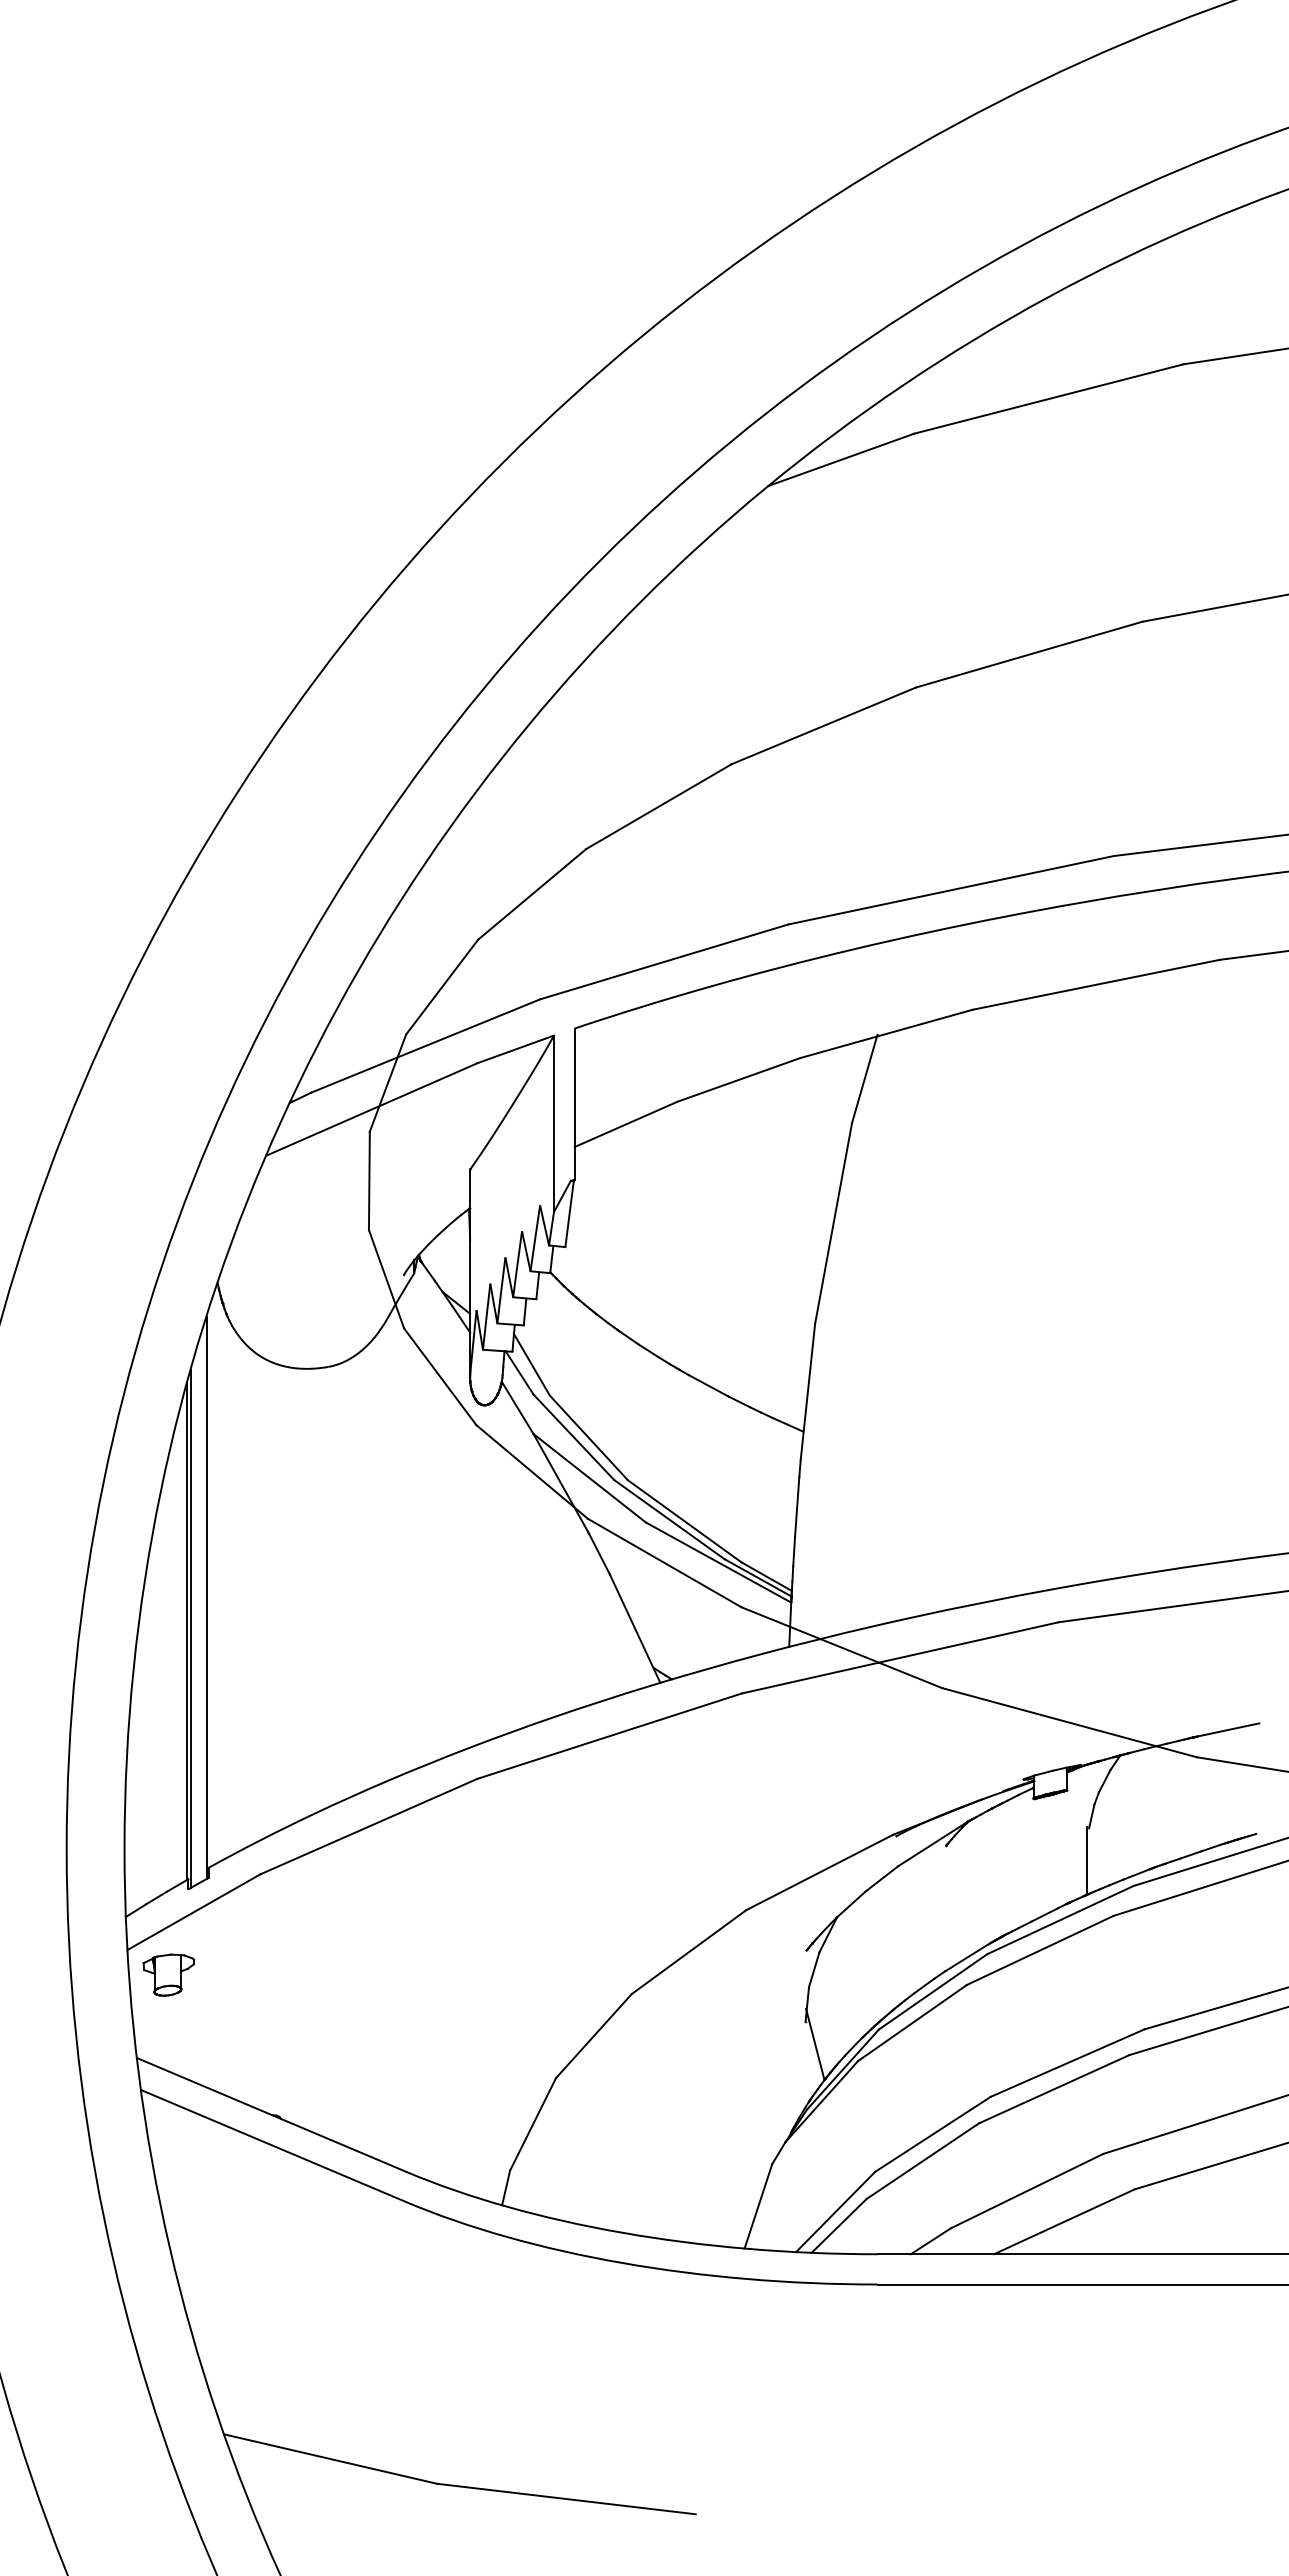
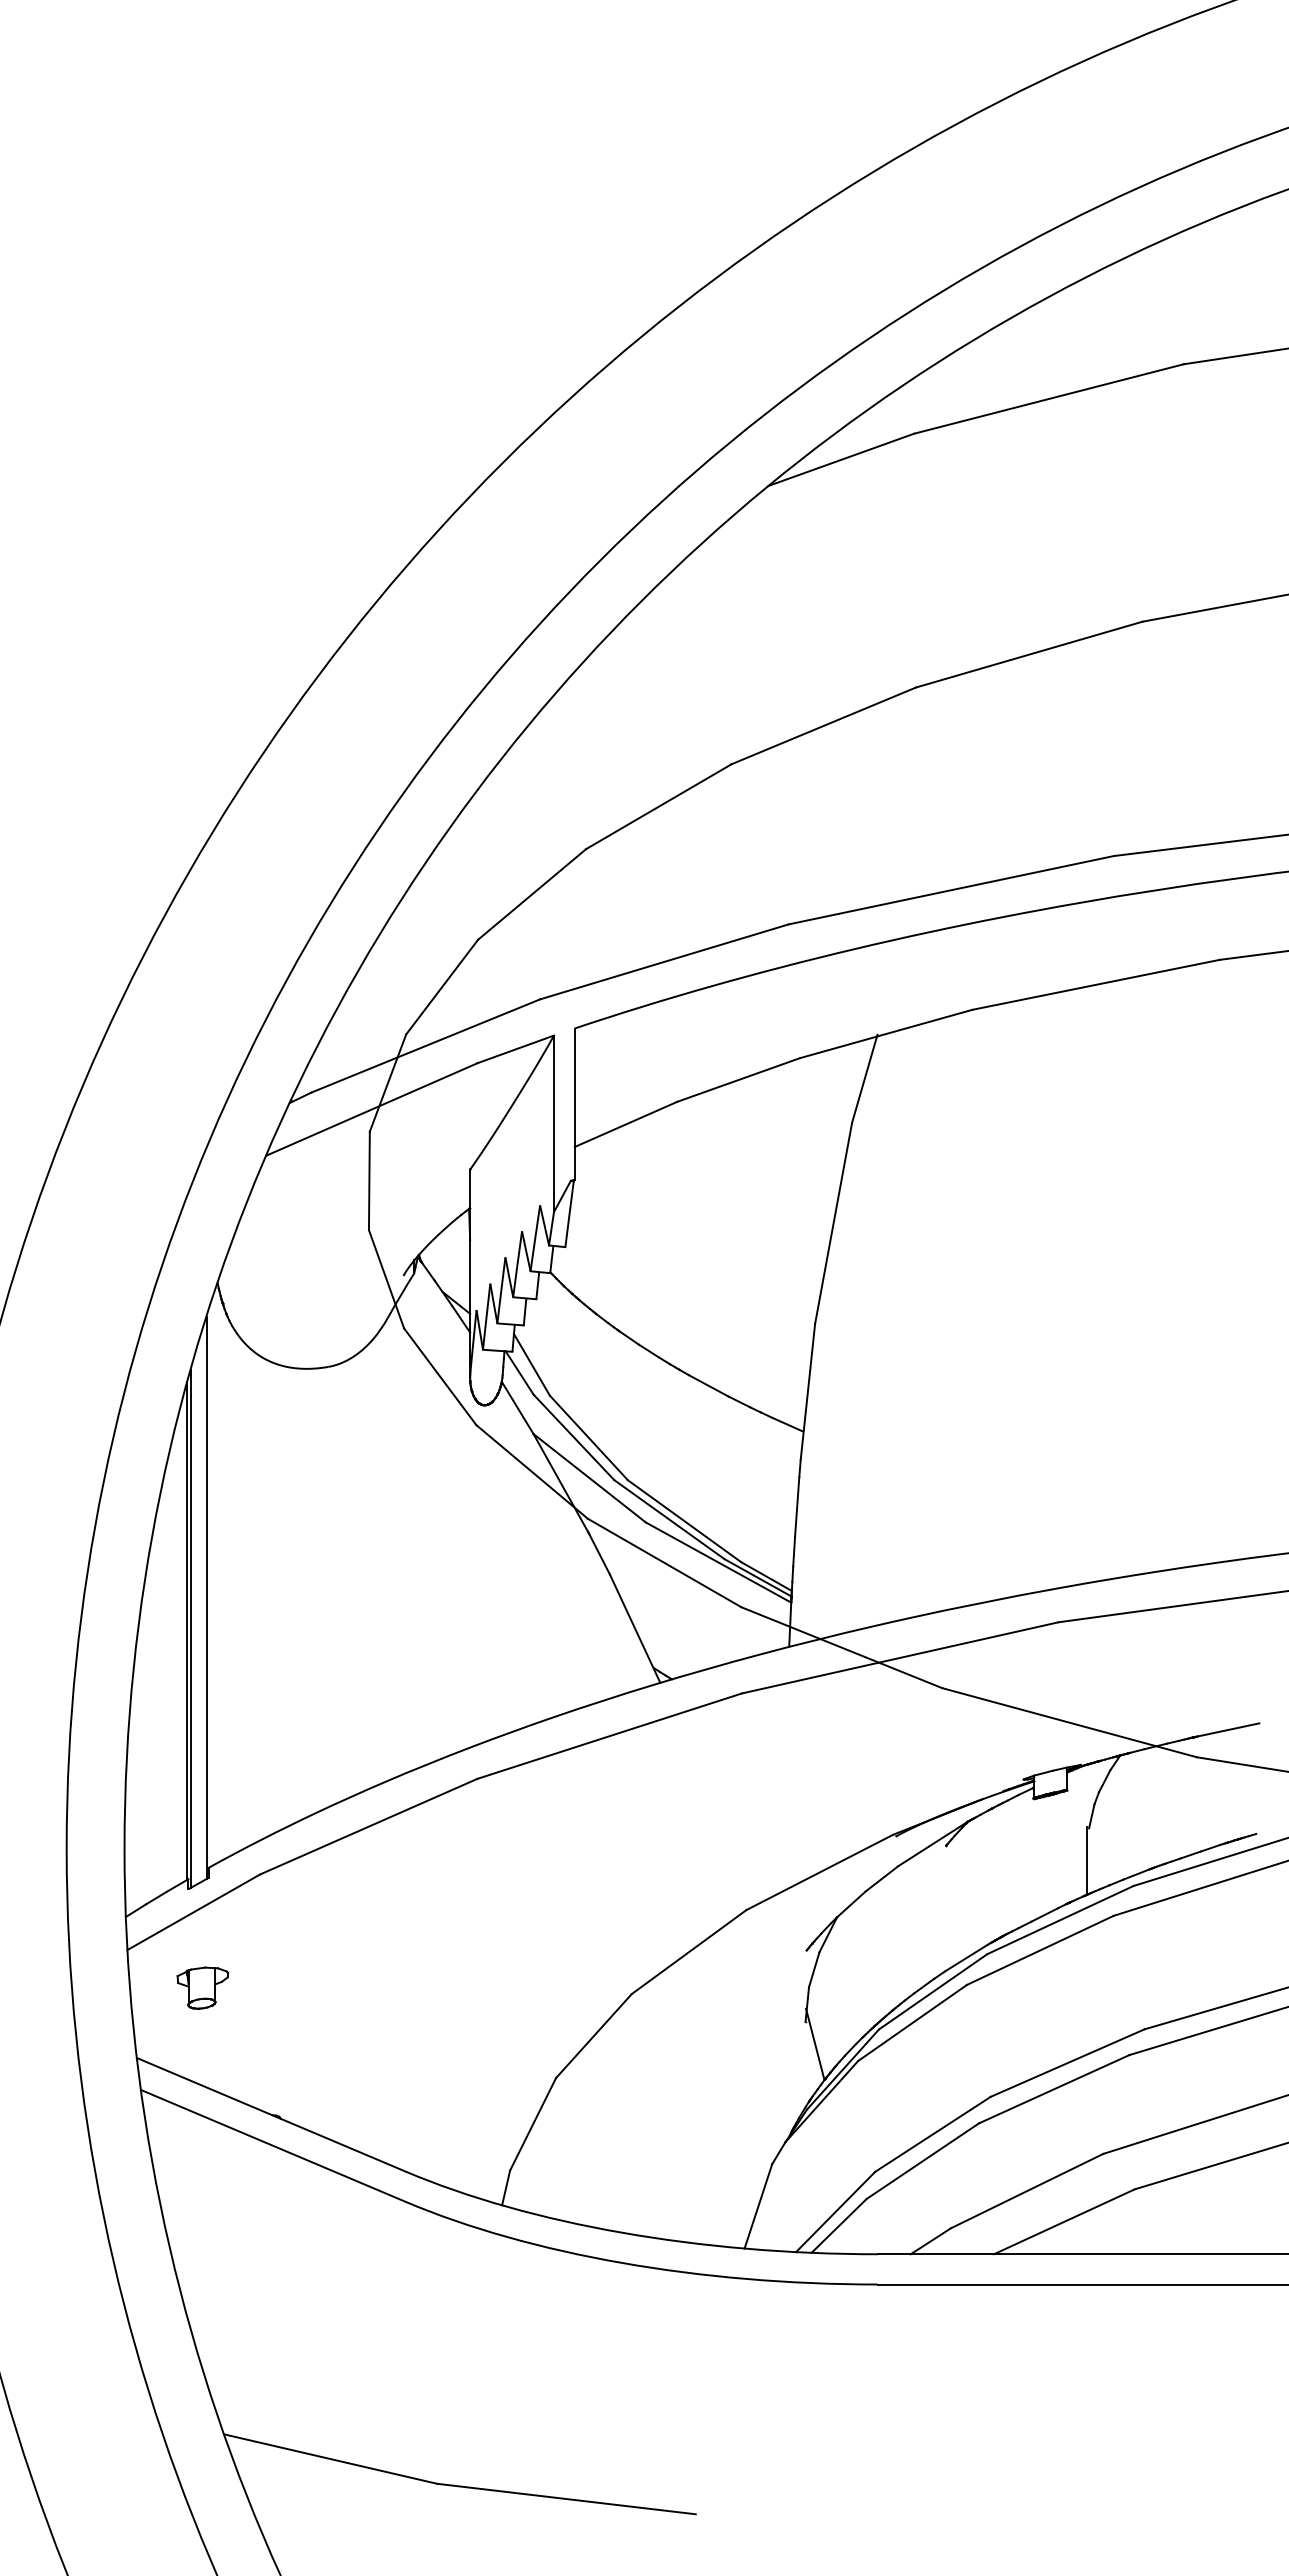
part position: (168, 1974) -> (202, 1987) (202, 1987)
